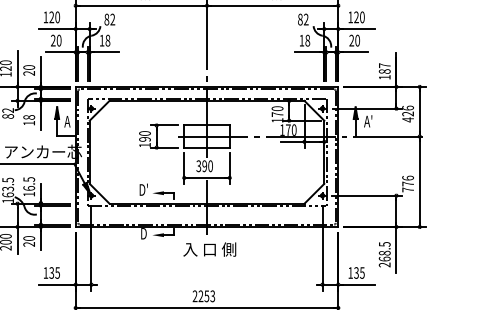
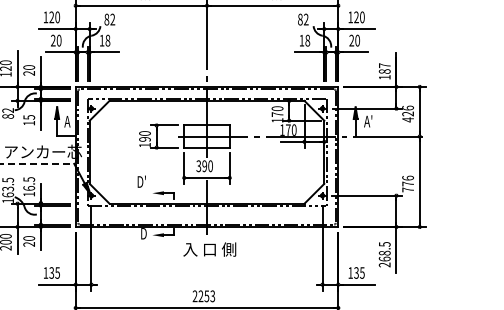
text: 18 -> 15 (28, 117)
line: solid -> dashed (37, 163)
text position: (143, 189) -> (141, 181) (141, 181)
